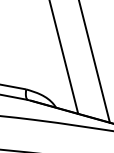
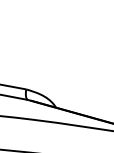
line: present -> none (64, 57)
line: present -> none (94, 62)
